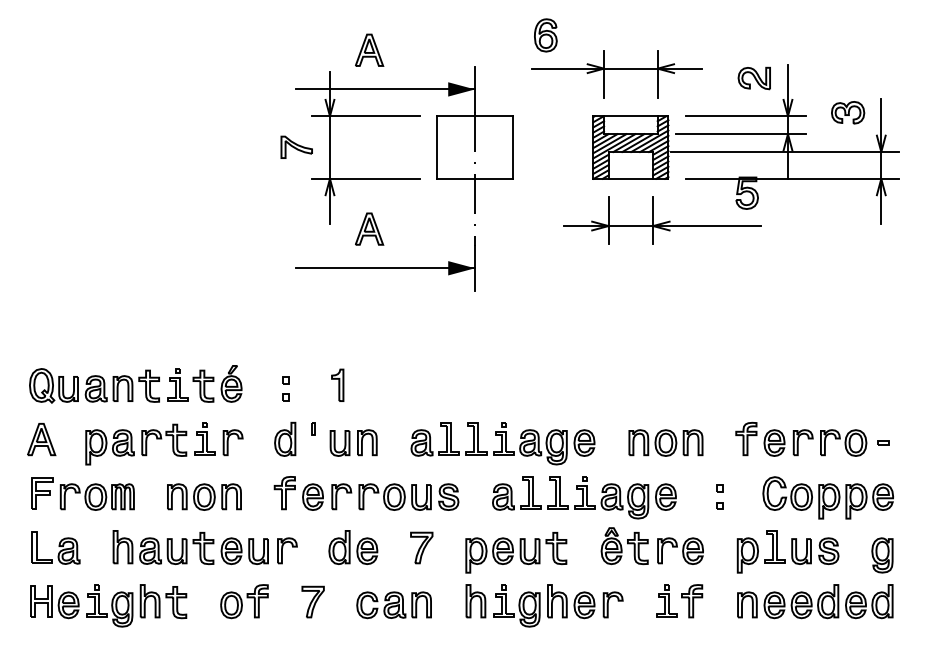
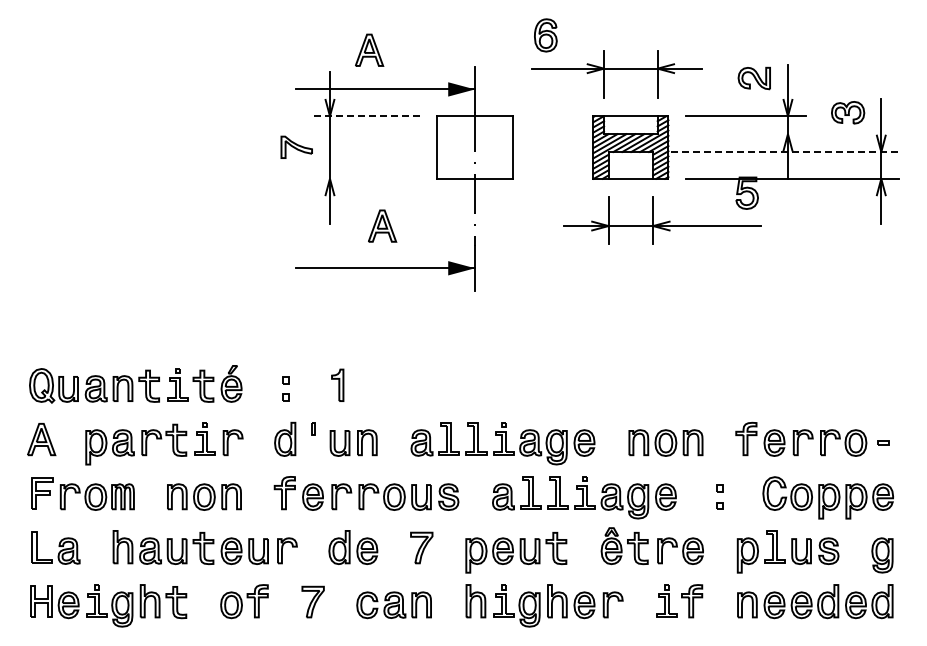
line: solid -> dashed (365, 116)
line: present -> none (740, 134)
line: solid -> dashed (785, 152)
line: present -> none (365, 178)
part position: (369, 228) -> (382, 225) (382, 225)
